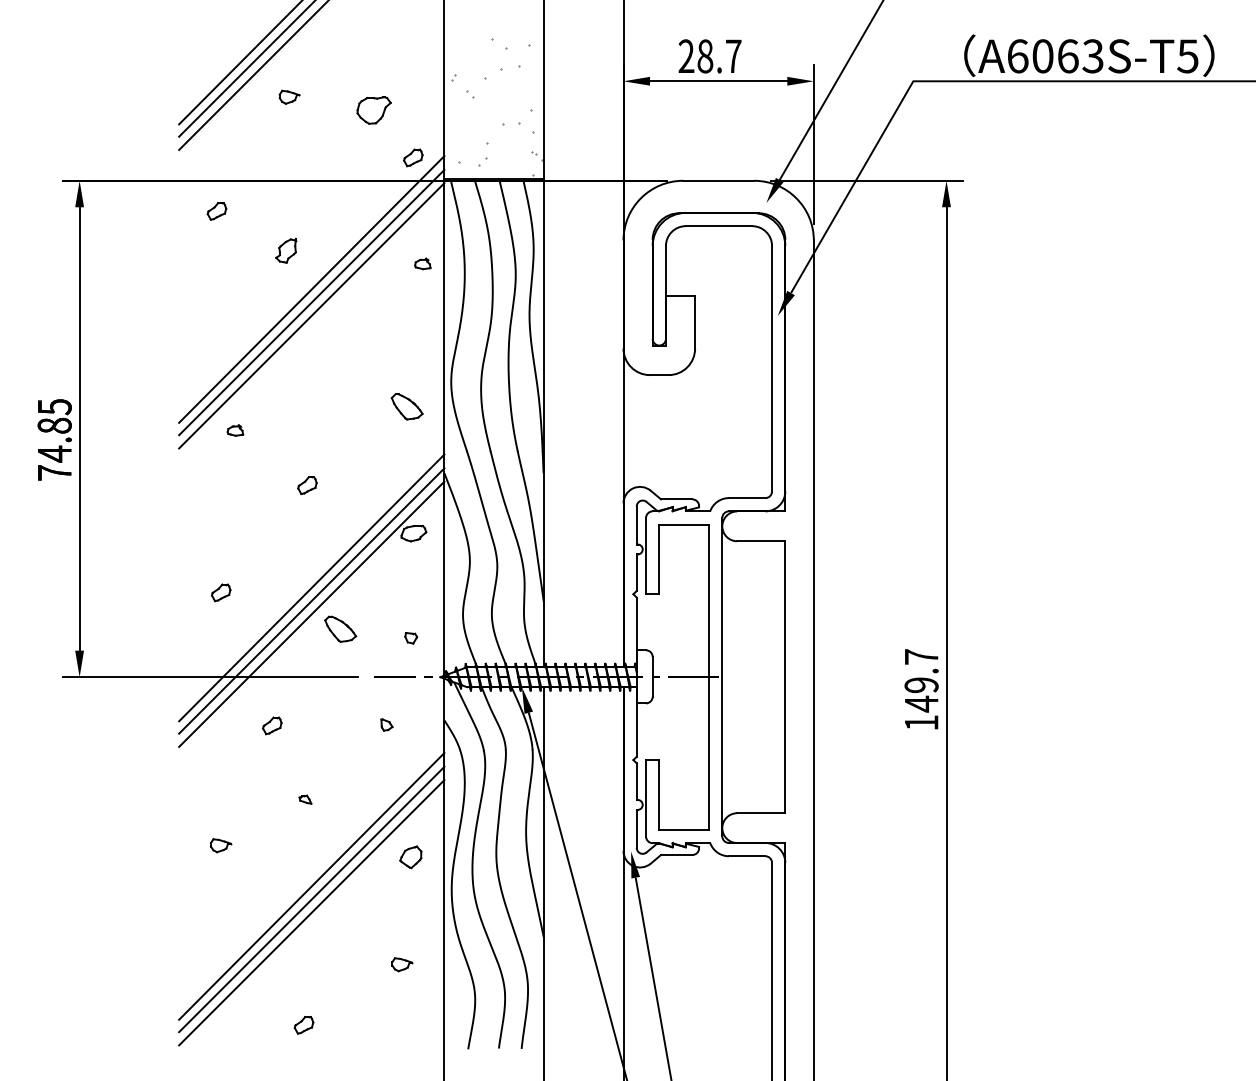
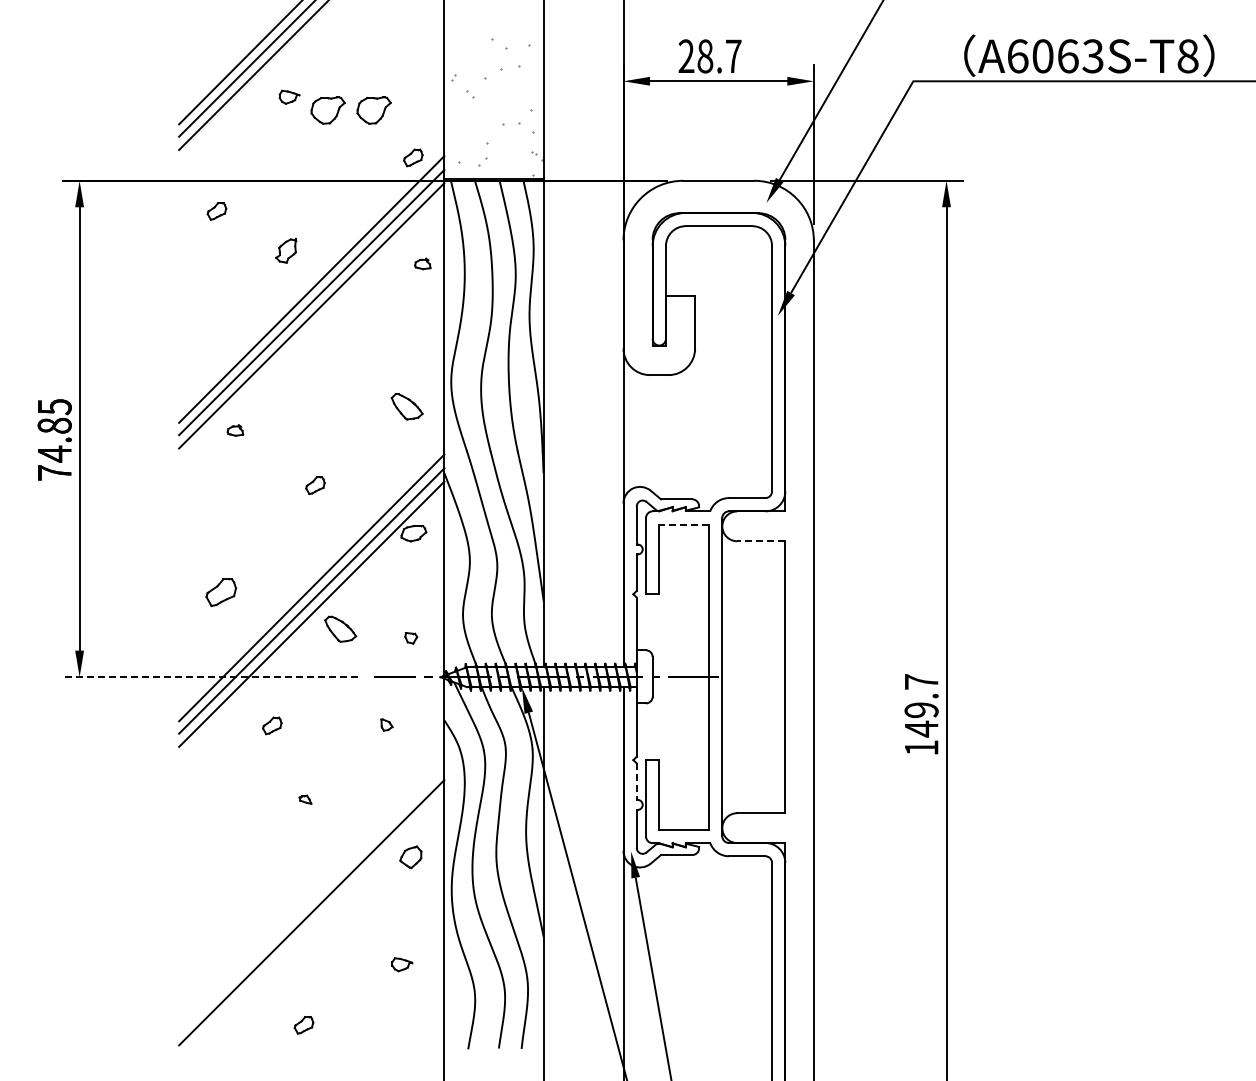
text: A6063S-T5 -> A6063S-T8 (1187, 56)
part: none -> present (327, 110)
part position: (307, 485) -> (315, 485) (315, 485)
line: solid -> dashed (684, 524)
line: solid -> dashed (760, 541)
part size: 22x20 px -> 33x29 px (221, 592)
line: solid -> dashed (209, 677)
text position: (921, 689) -> (921, 714) (921, 714)
line: solid -> dashed (636, 782)
part: present -> none (221, 845)
line: present -> none (311, 886)
line: present -> none (311, 899)
